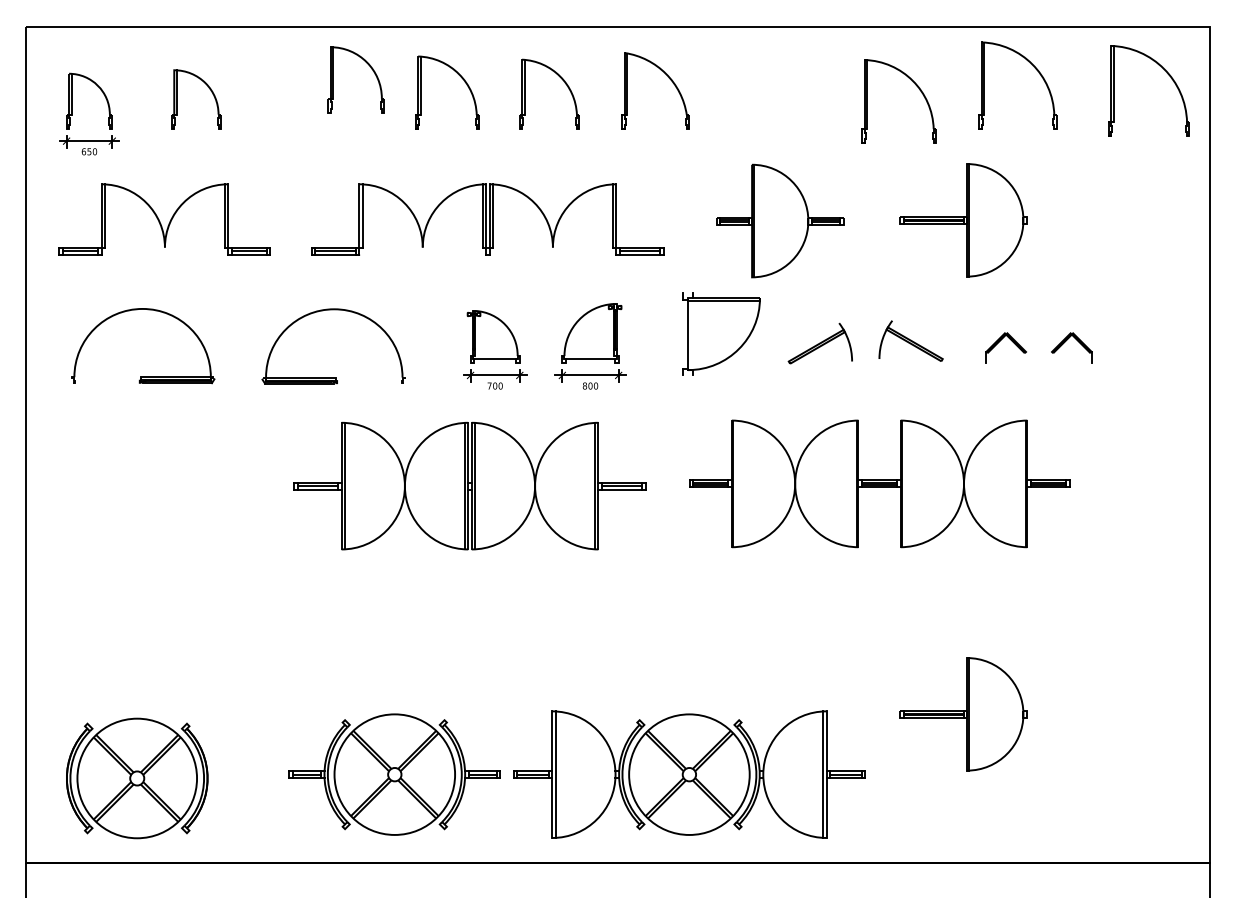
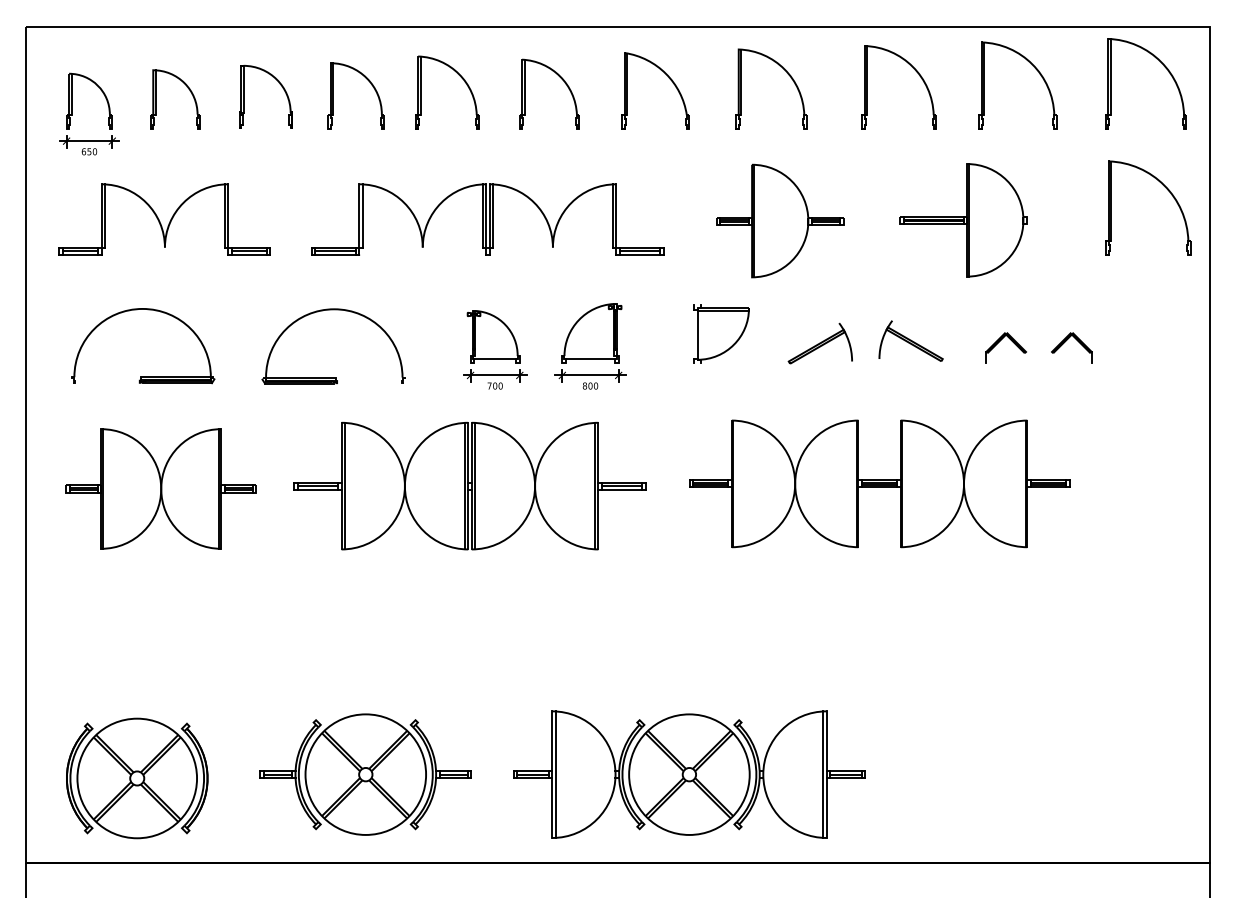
part position: (371, 69) -> (371, 85) (371, 85)
part: none -> present (787, 74)
part position: (1167, 74) -> (1164, 67) (1164, 67)
part: none -> present (279, 84)
part position: (914, 84) -> (914, 70) (914, 70)
part position: (208, 88) -> (187, 88) (187, 88)
part: none -> present (1166, 189)
part size: 79x84 px -> 57x60 px (721, 333)
part: none -> present (160, 488)
part: present -> none (963, 714)
part position: (394, 774) -> (365, 774) (365, 774)
